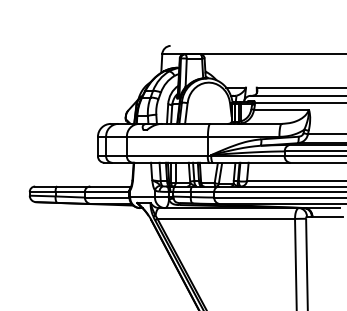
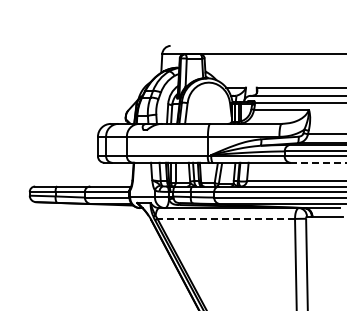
line: solid -> dashed (318, 162)
line: solid -> dashed (226, 218)
